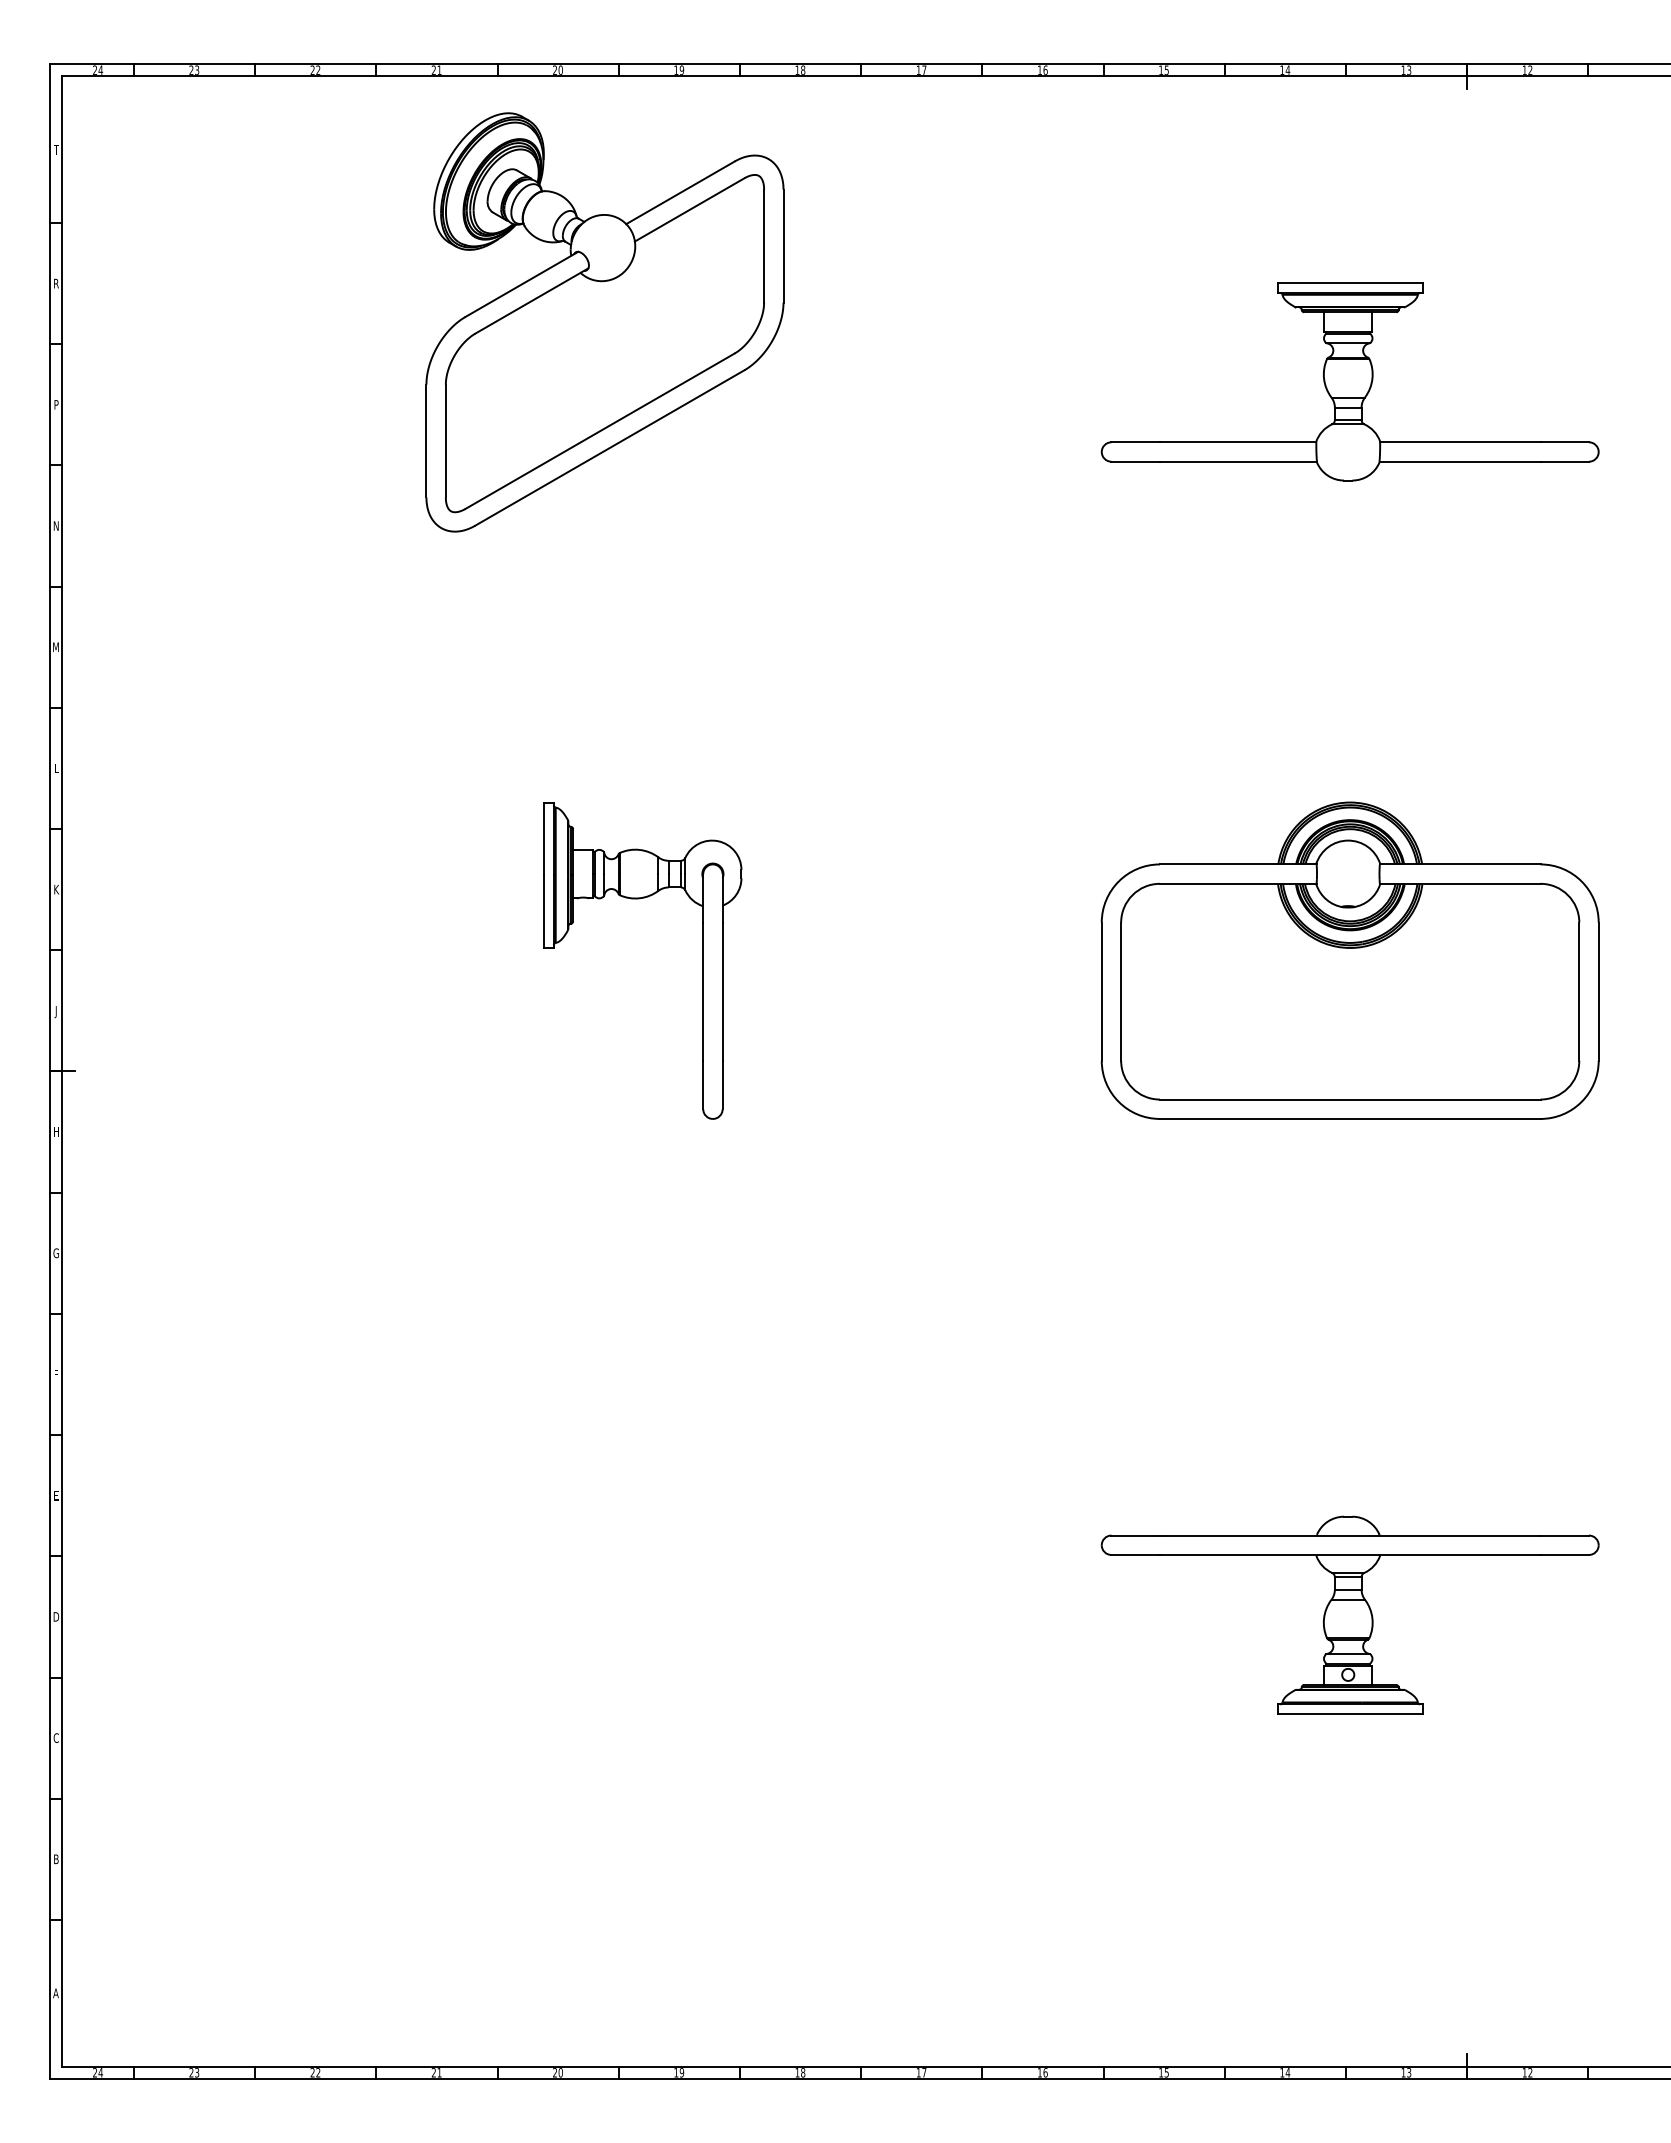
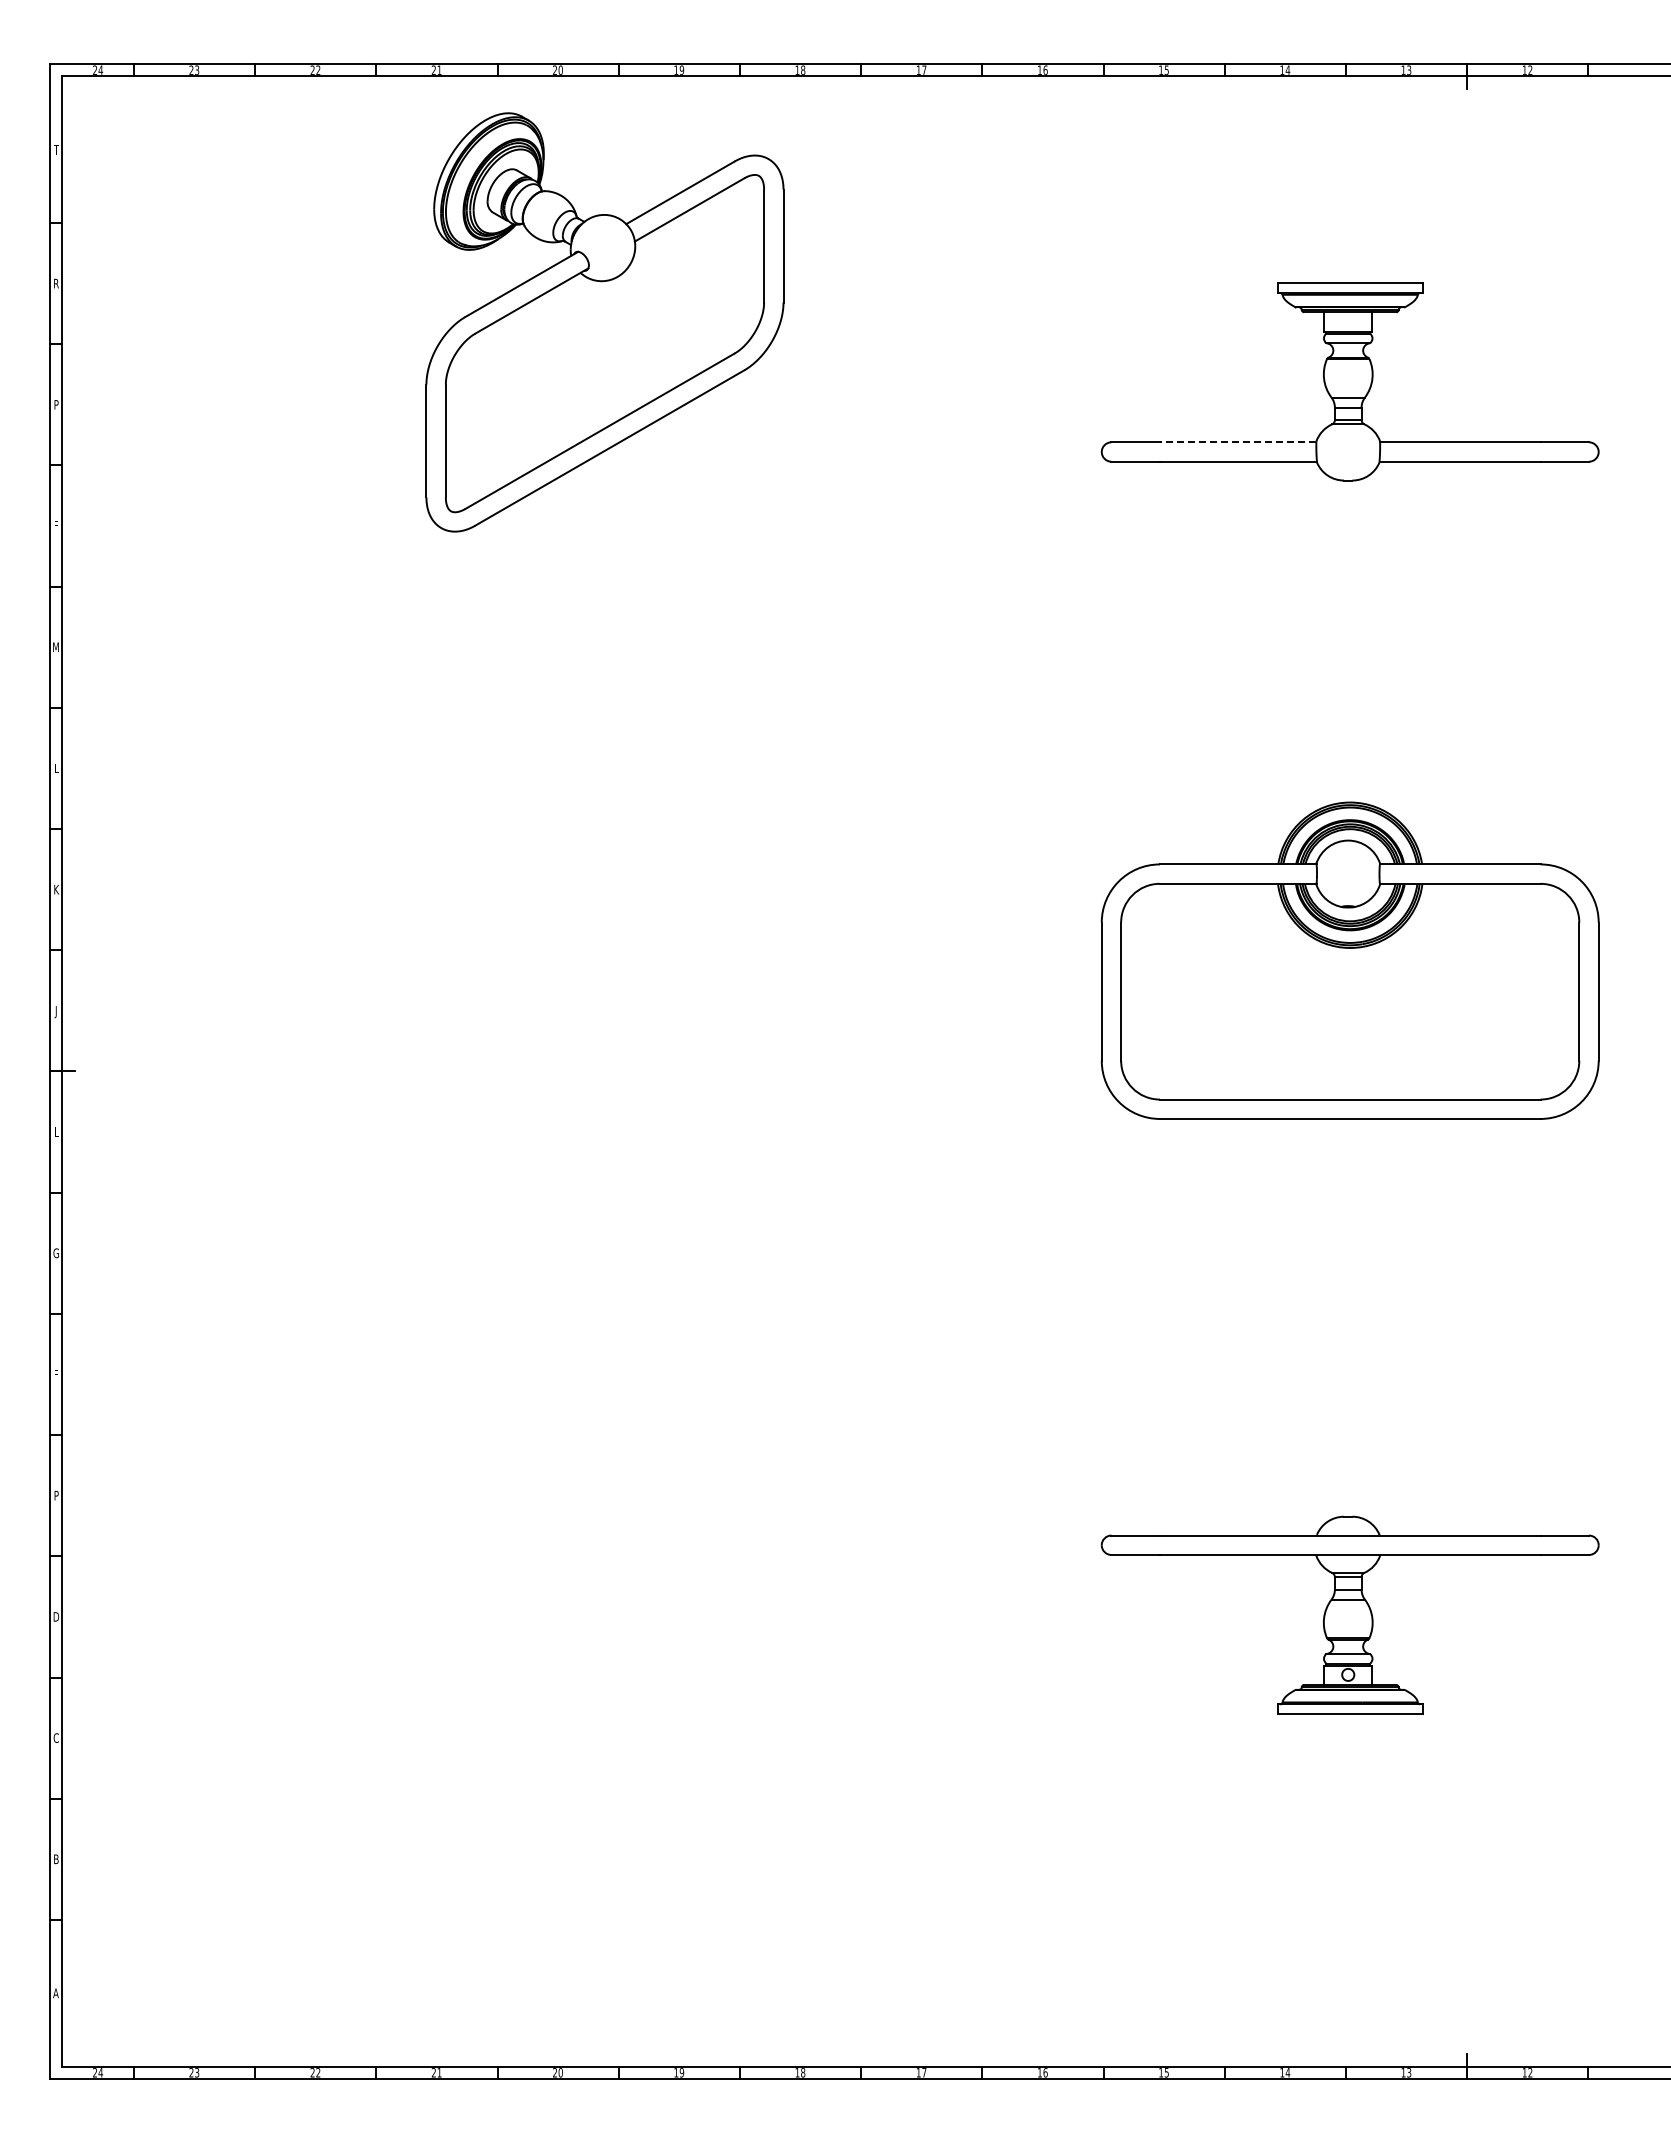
line: solid -> dashed (1237, 442)
text: N -> F (55, 525)
part: present -> none (702, 960)
text: H -> L (56, 1131)
text: E -> P (56, 1495)
